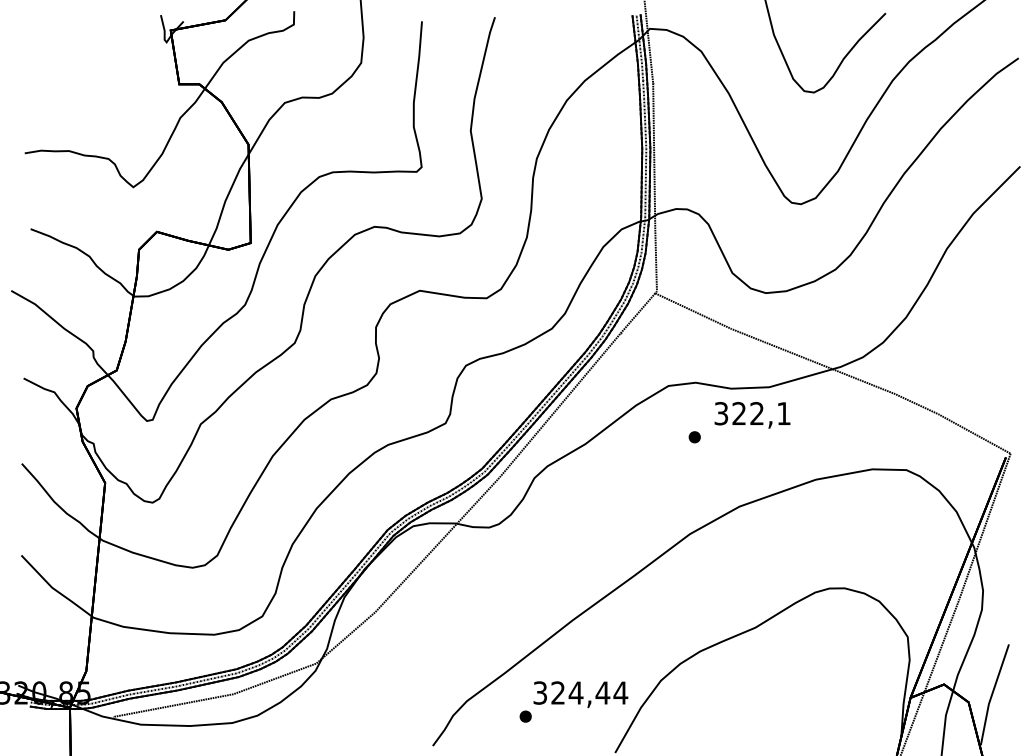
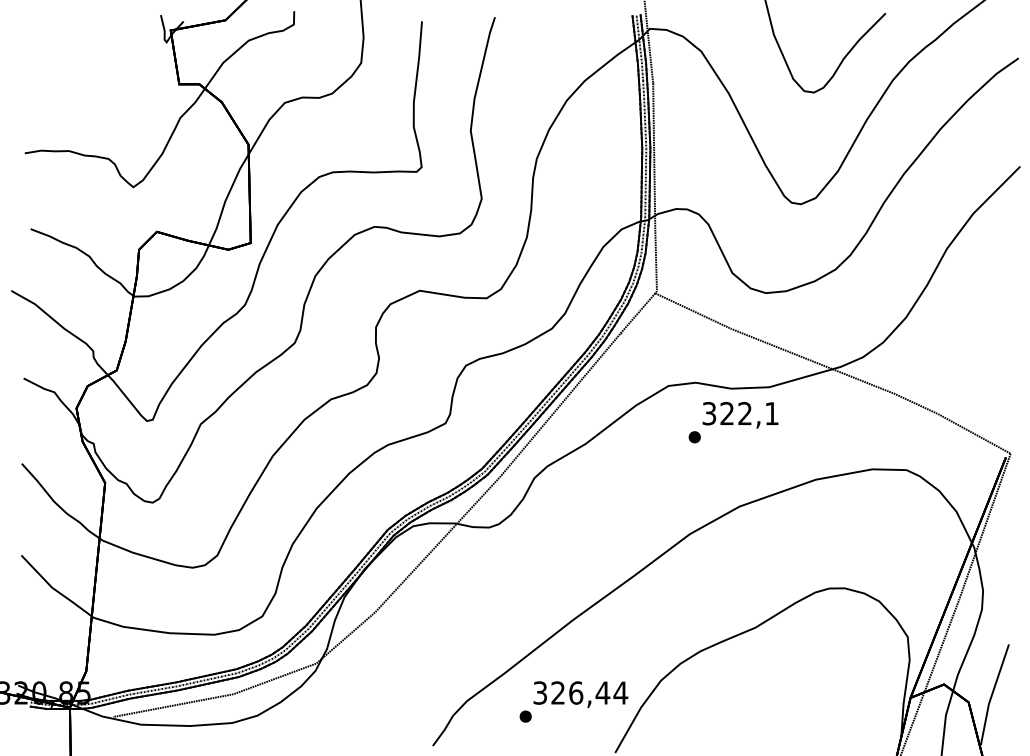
text position: (752, 415) -> (740, 415) (740, 415)
text: 324,44 -> 326,44 (575, 692)
